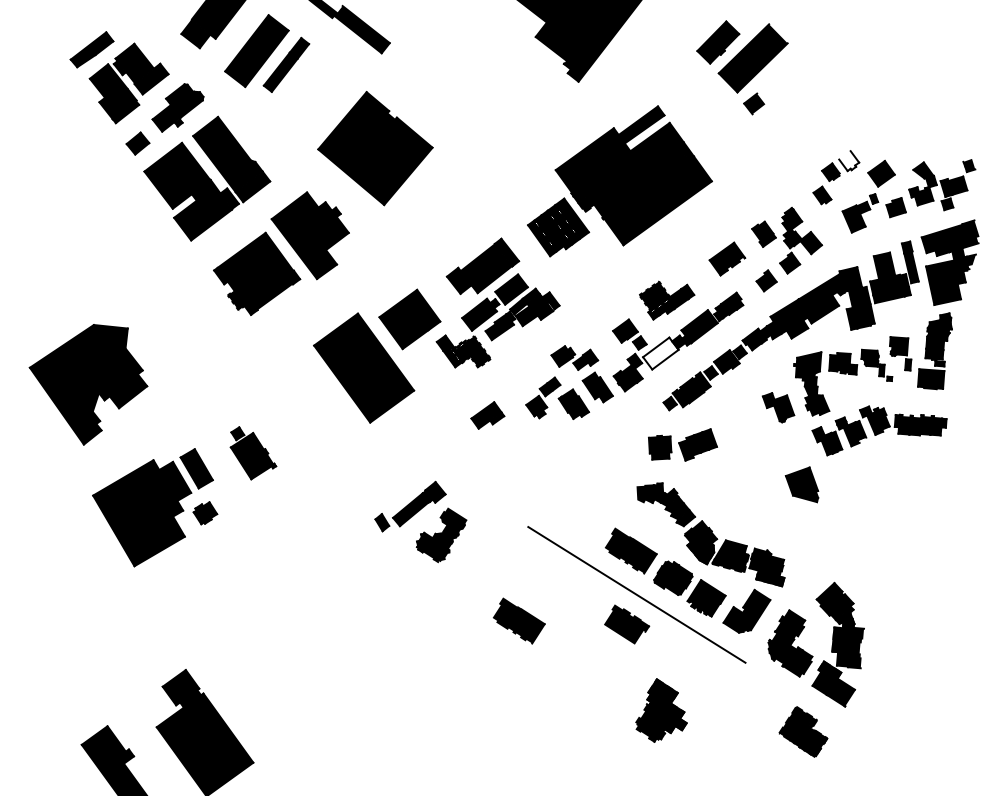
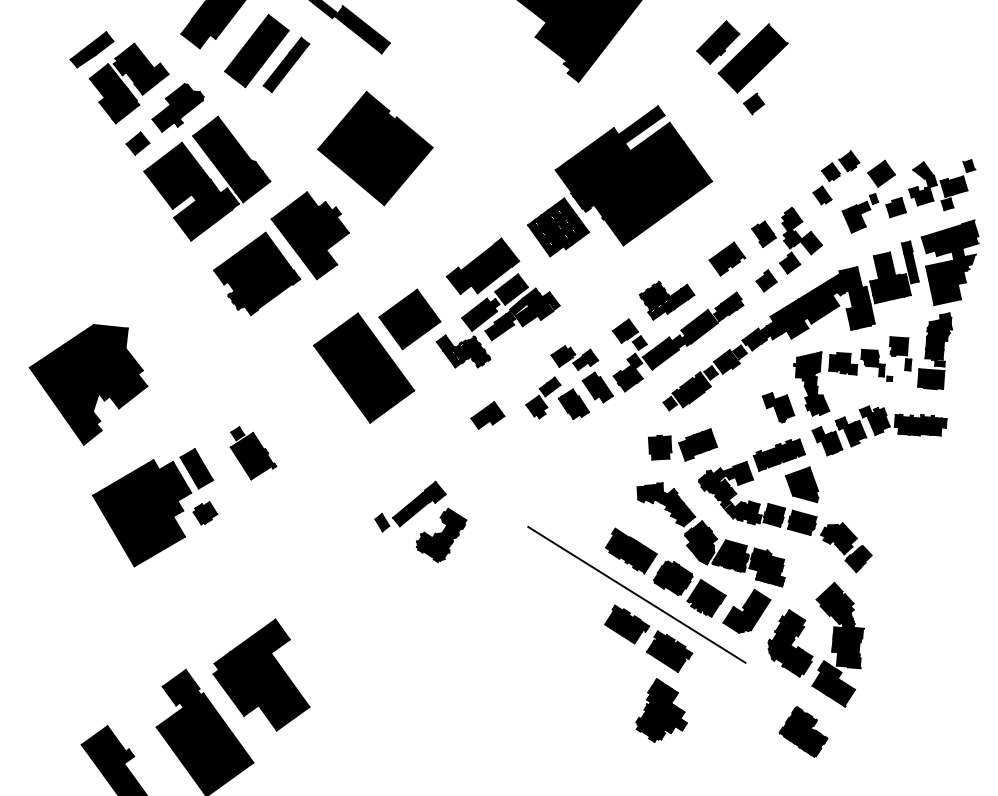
fill: none -> present (849, 160)
fill: none -> present (660, 353)
part: none -> present (785, 505)
part: present -> none (518, 620)
part: none -> present (669, 651)
part: none -> present (261, 674)
